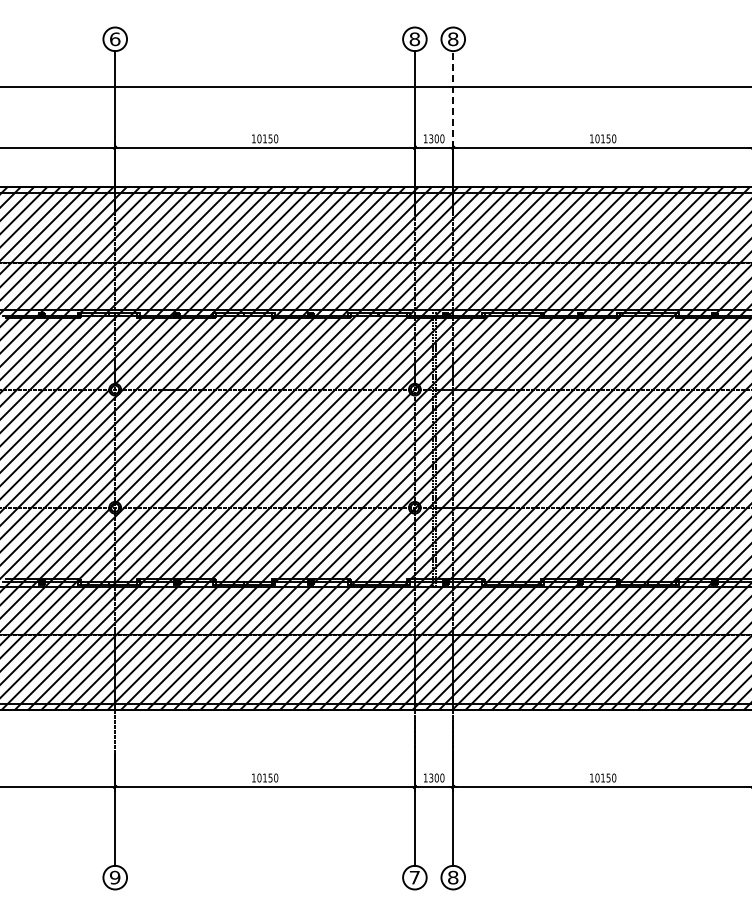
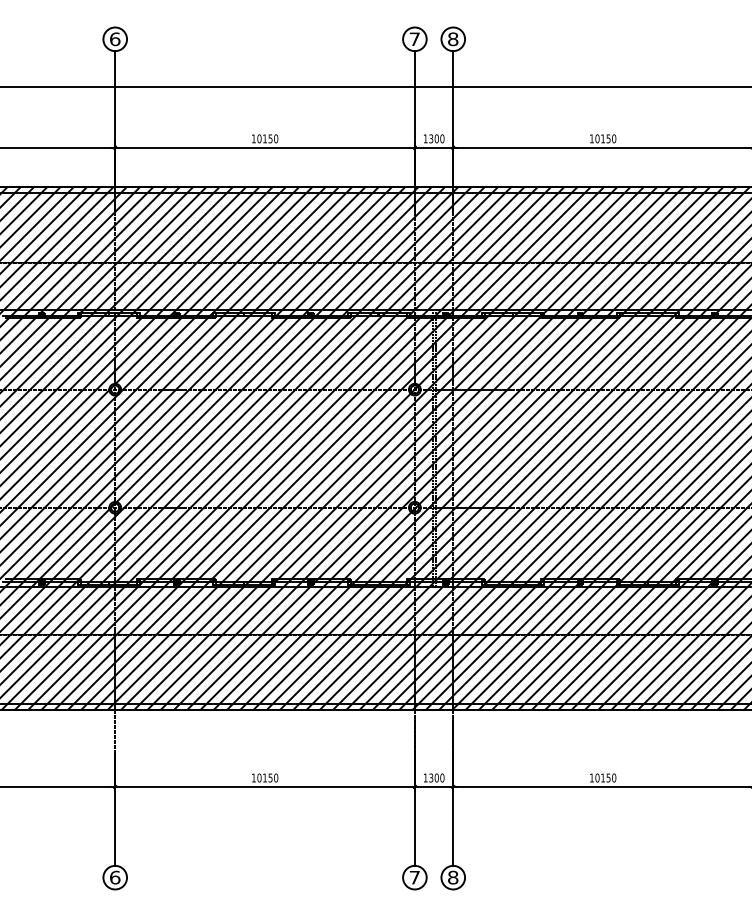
text: 8 -> 7 (414, 39)
line: dashed -> solid (453, 99)
text: 9 -> 6 (114, 877)
